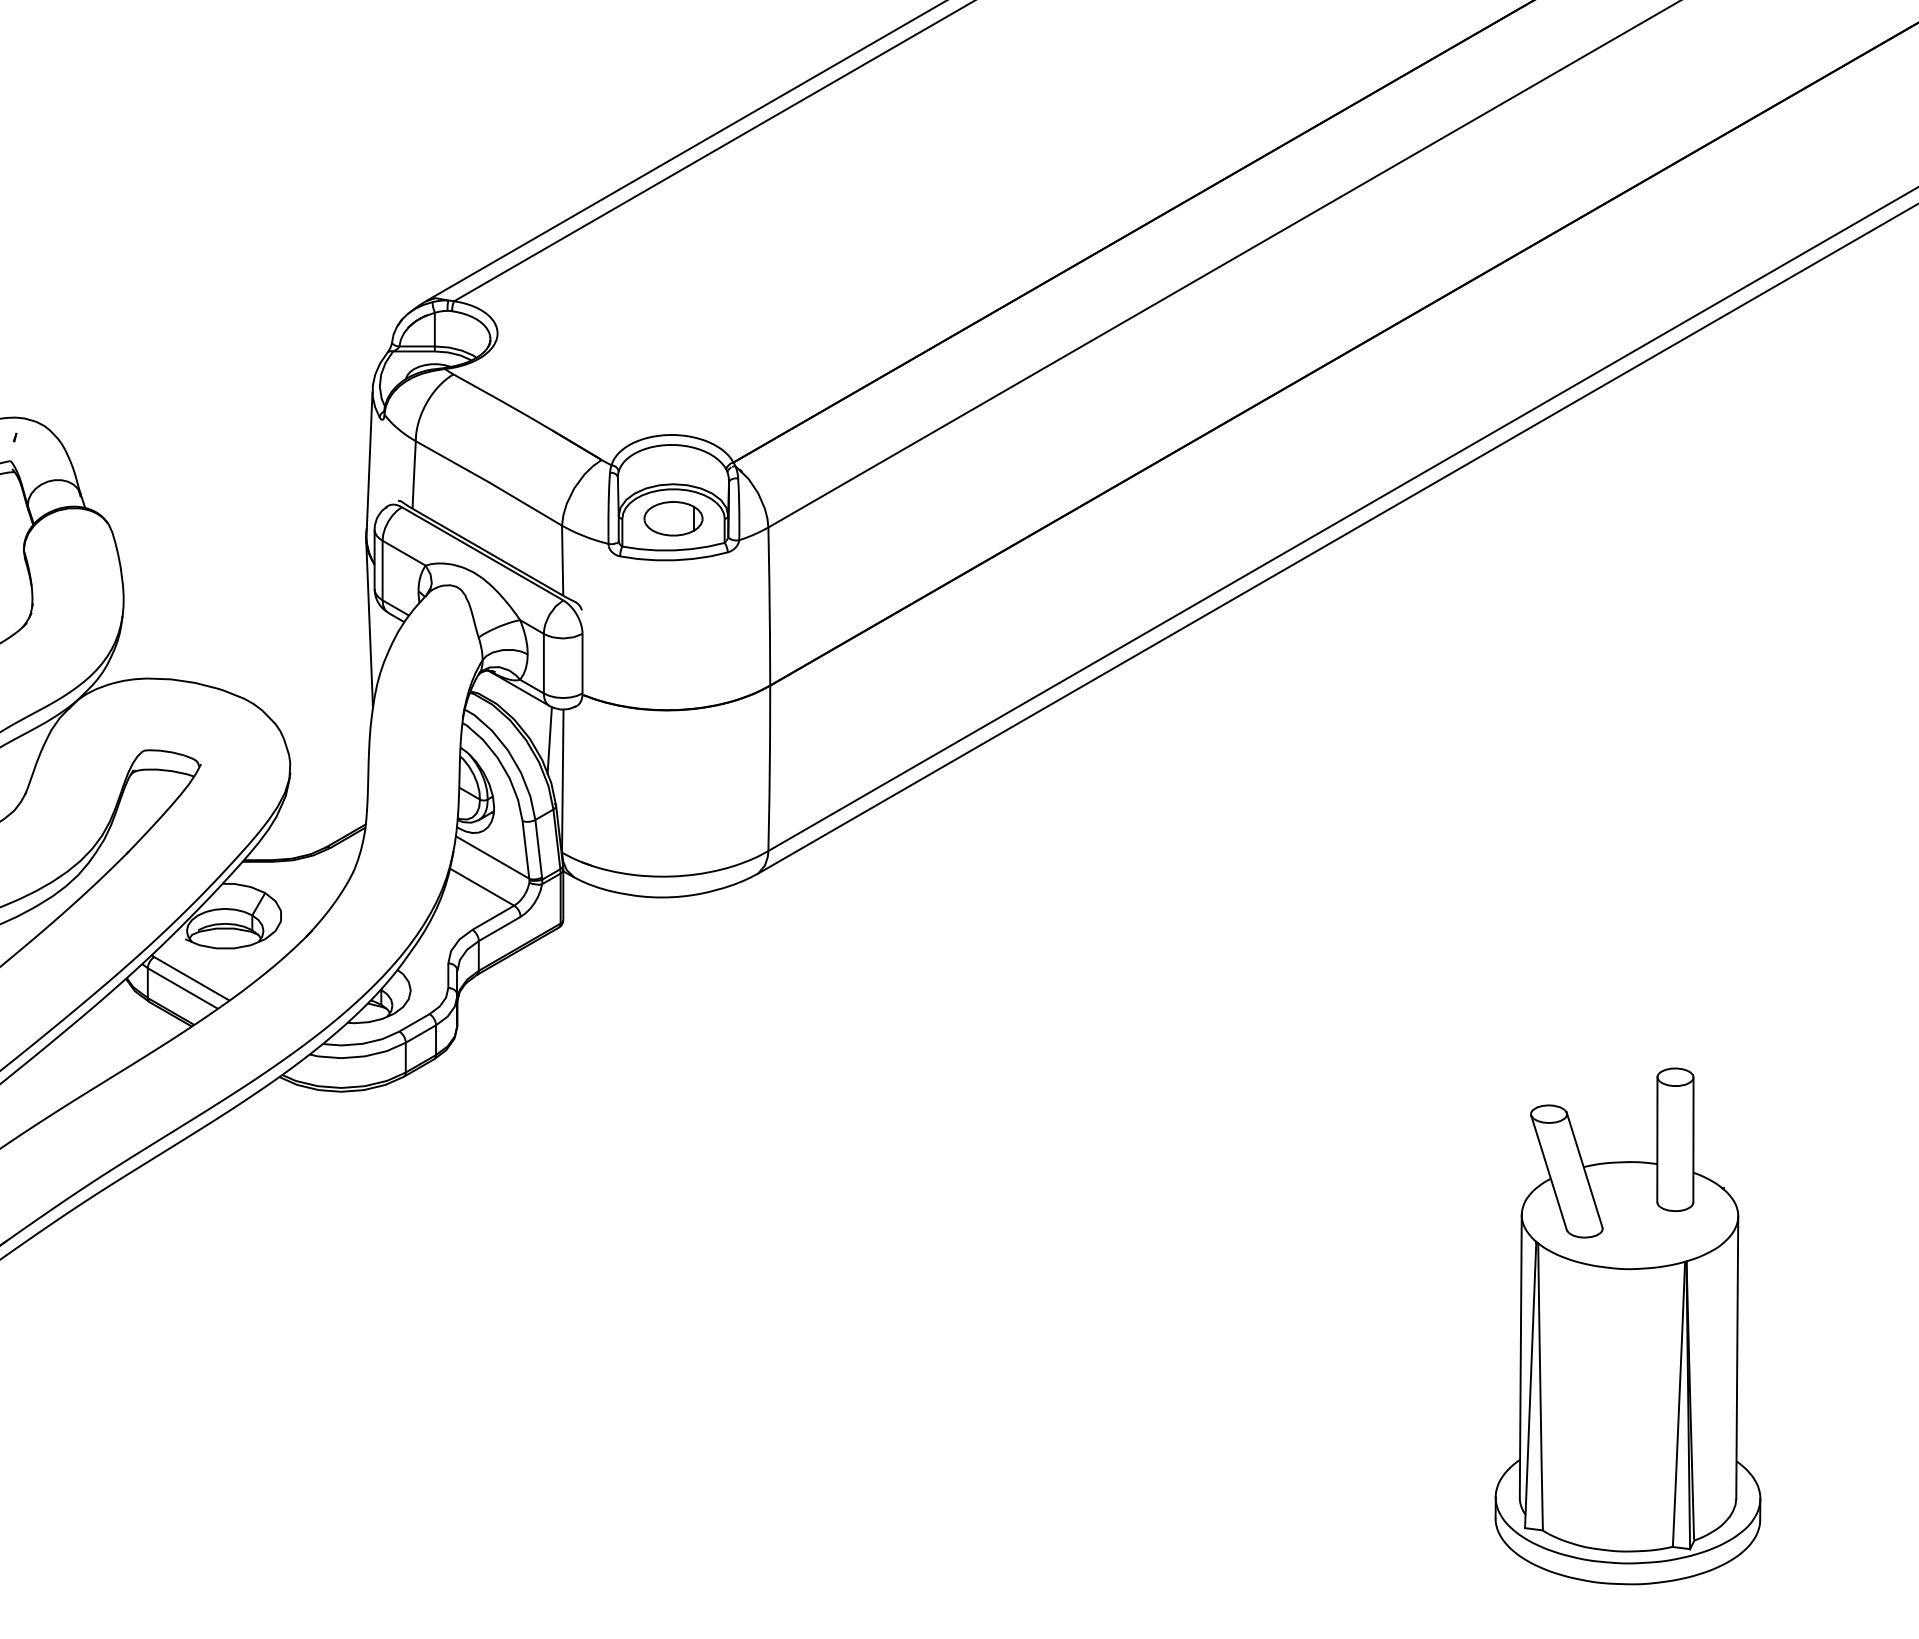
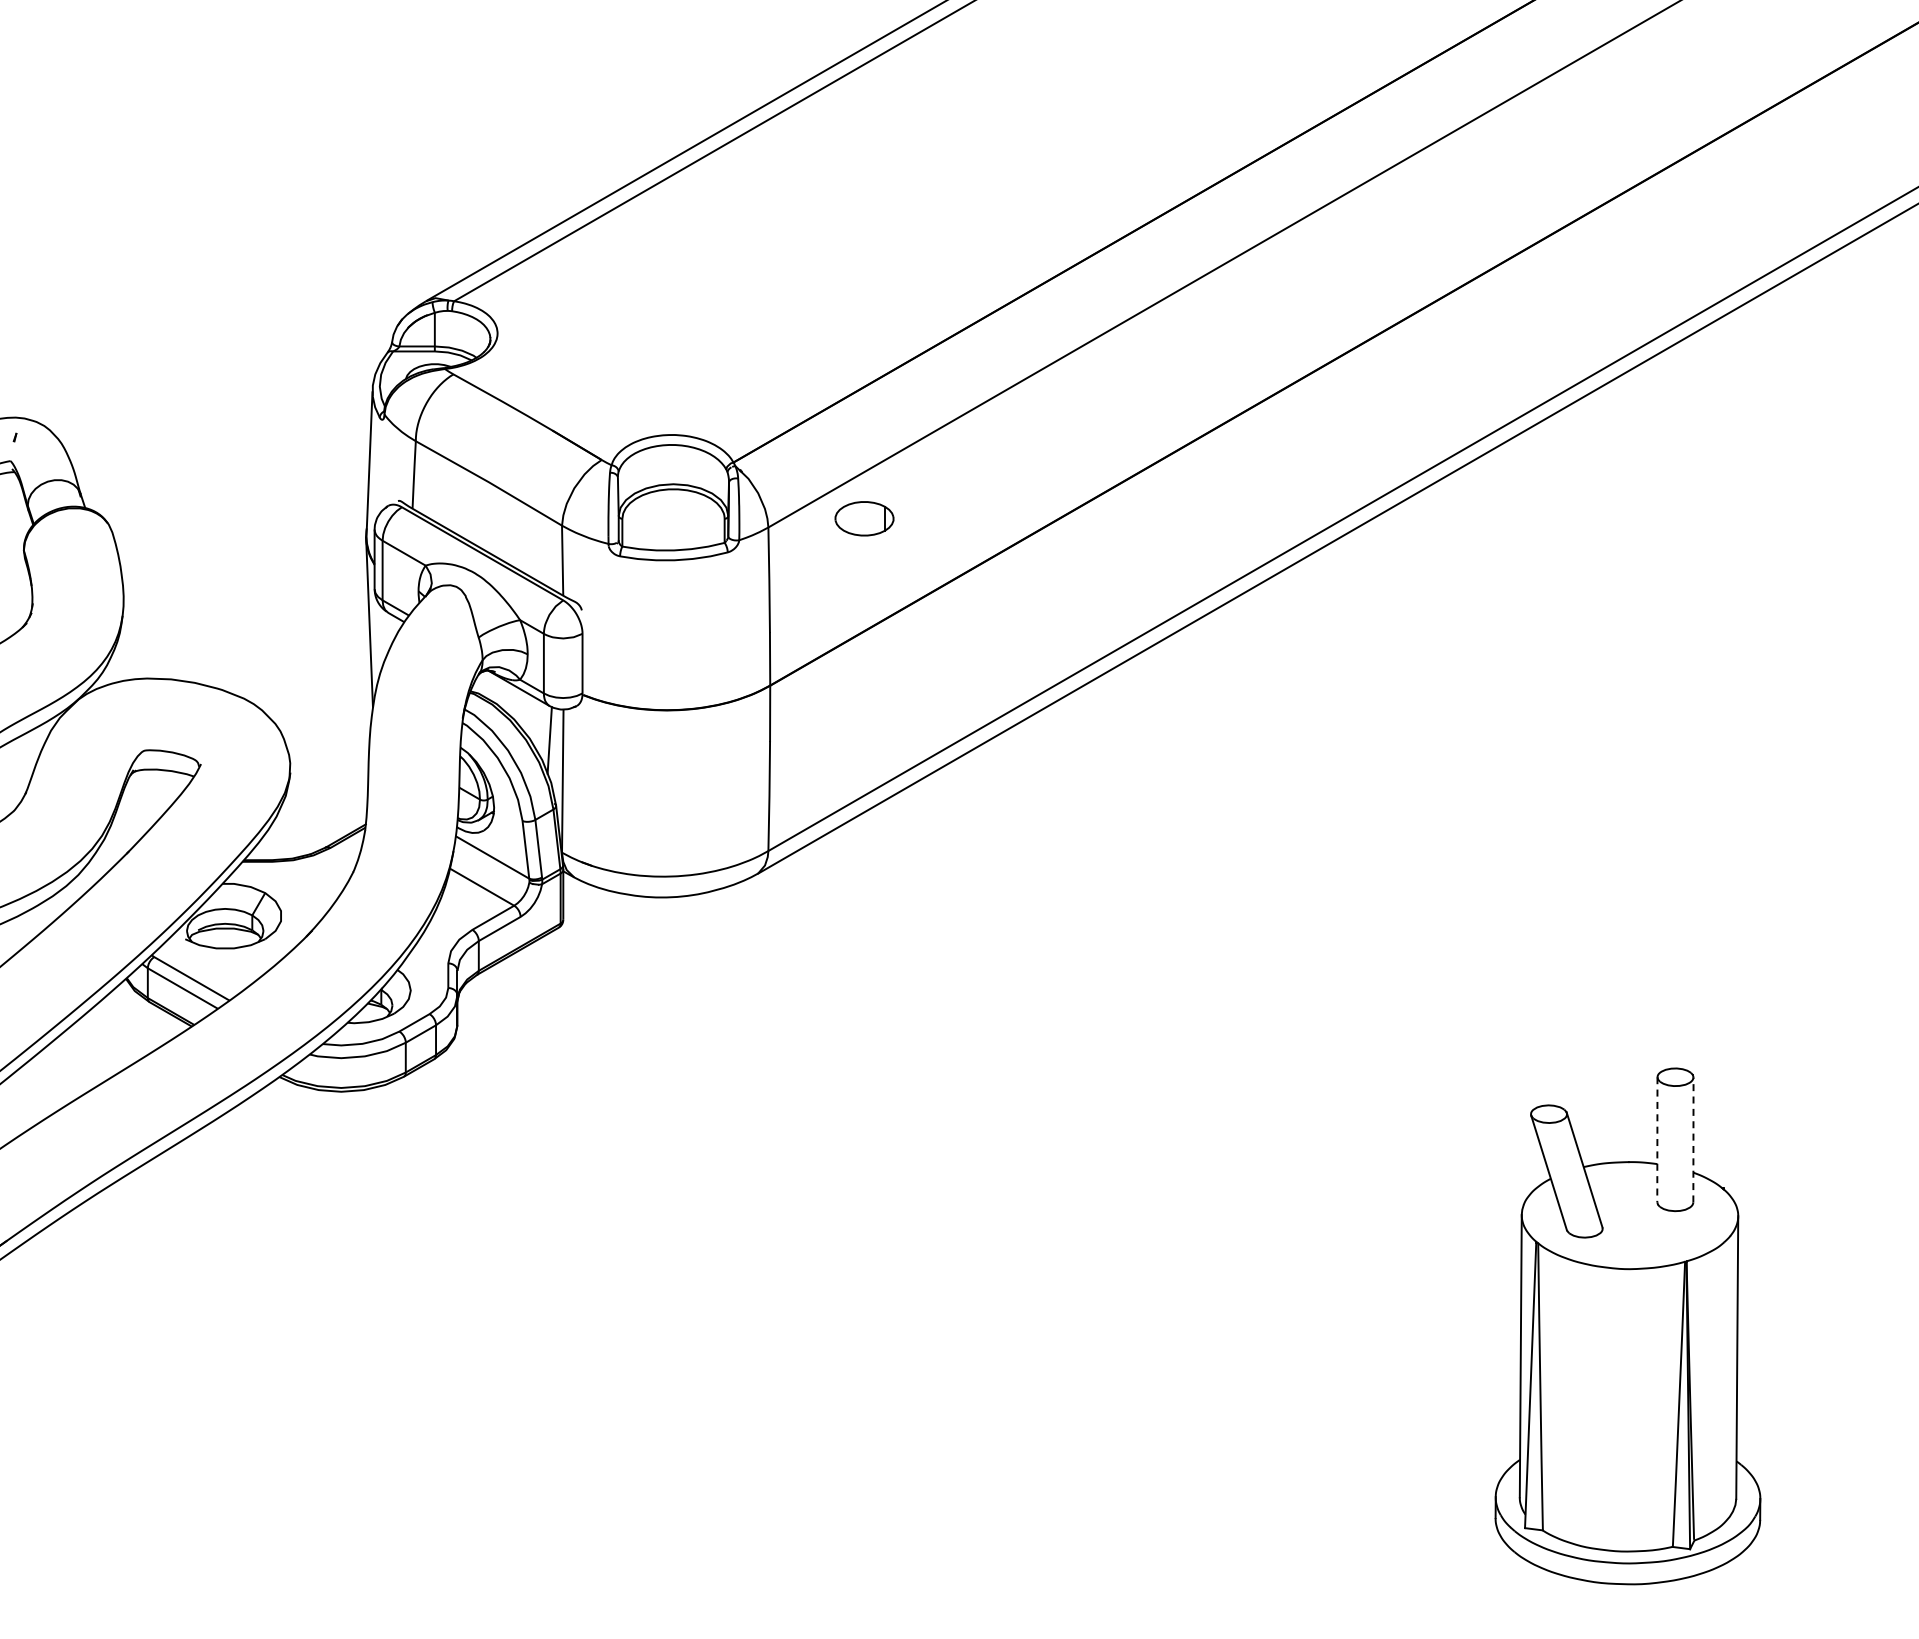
part position: (673, 518) -> (864, 518) (864, 518)
line: solid -> dashed (1657, 1139)
line: solid -> dashed (1693, 1139)
